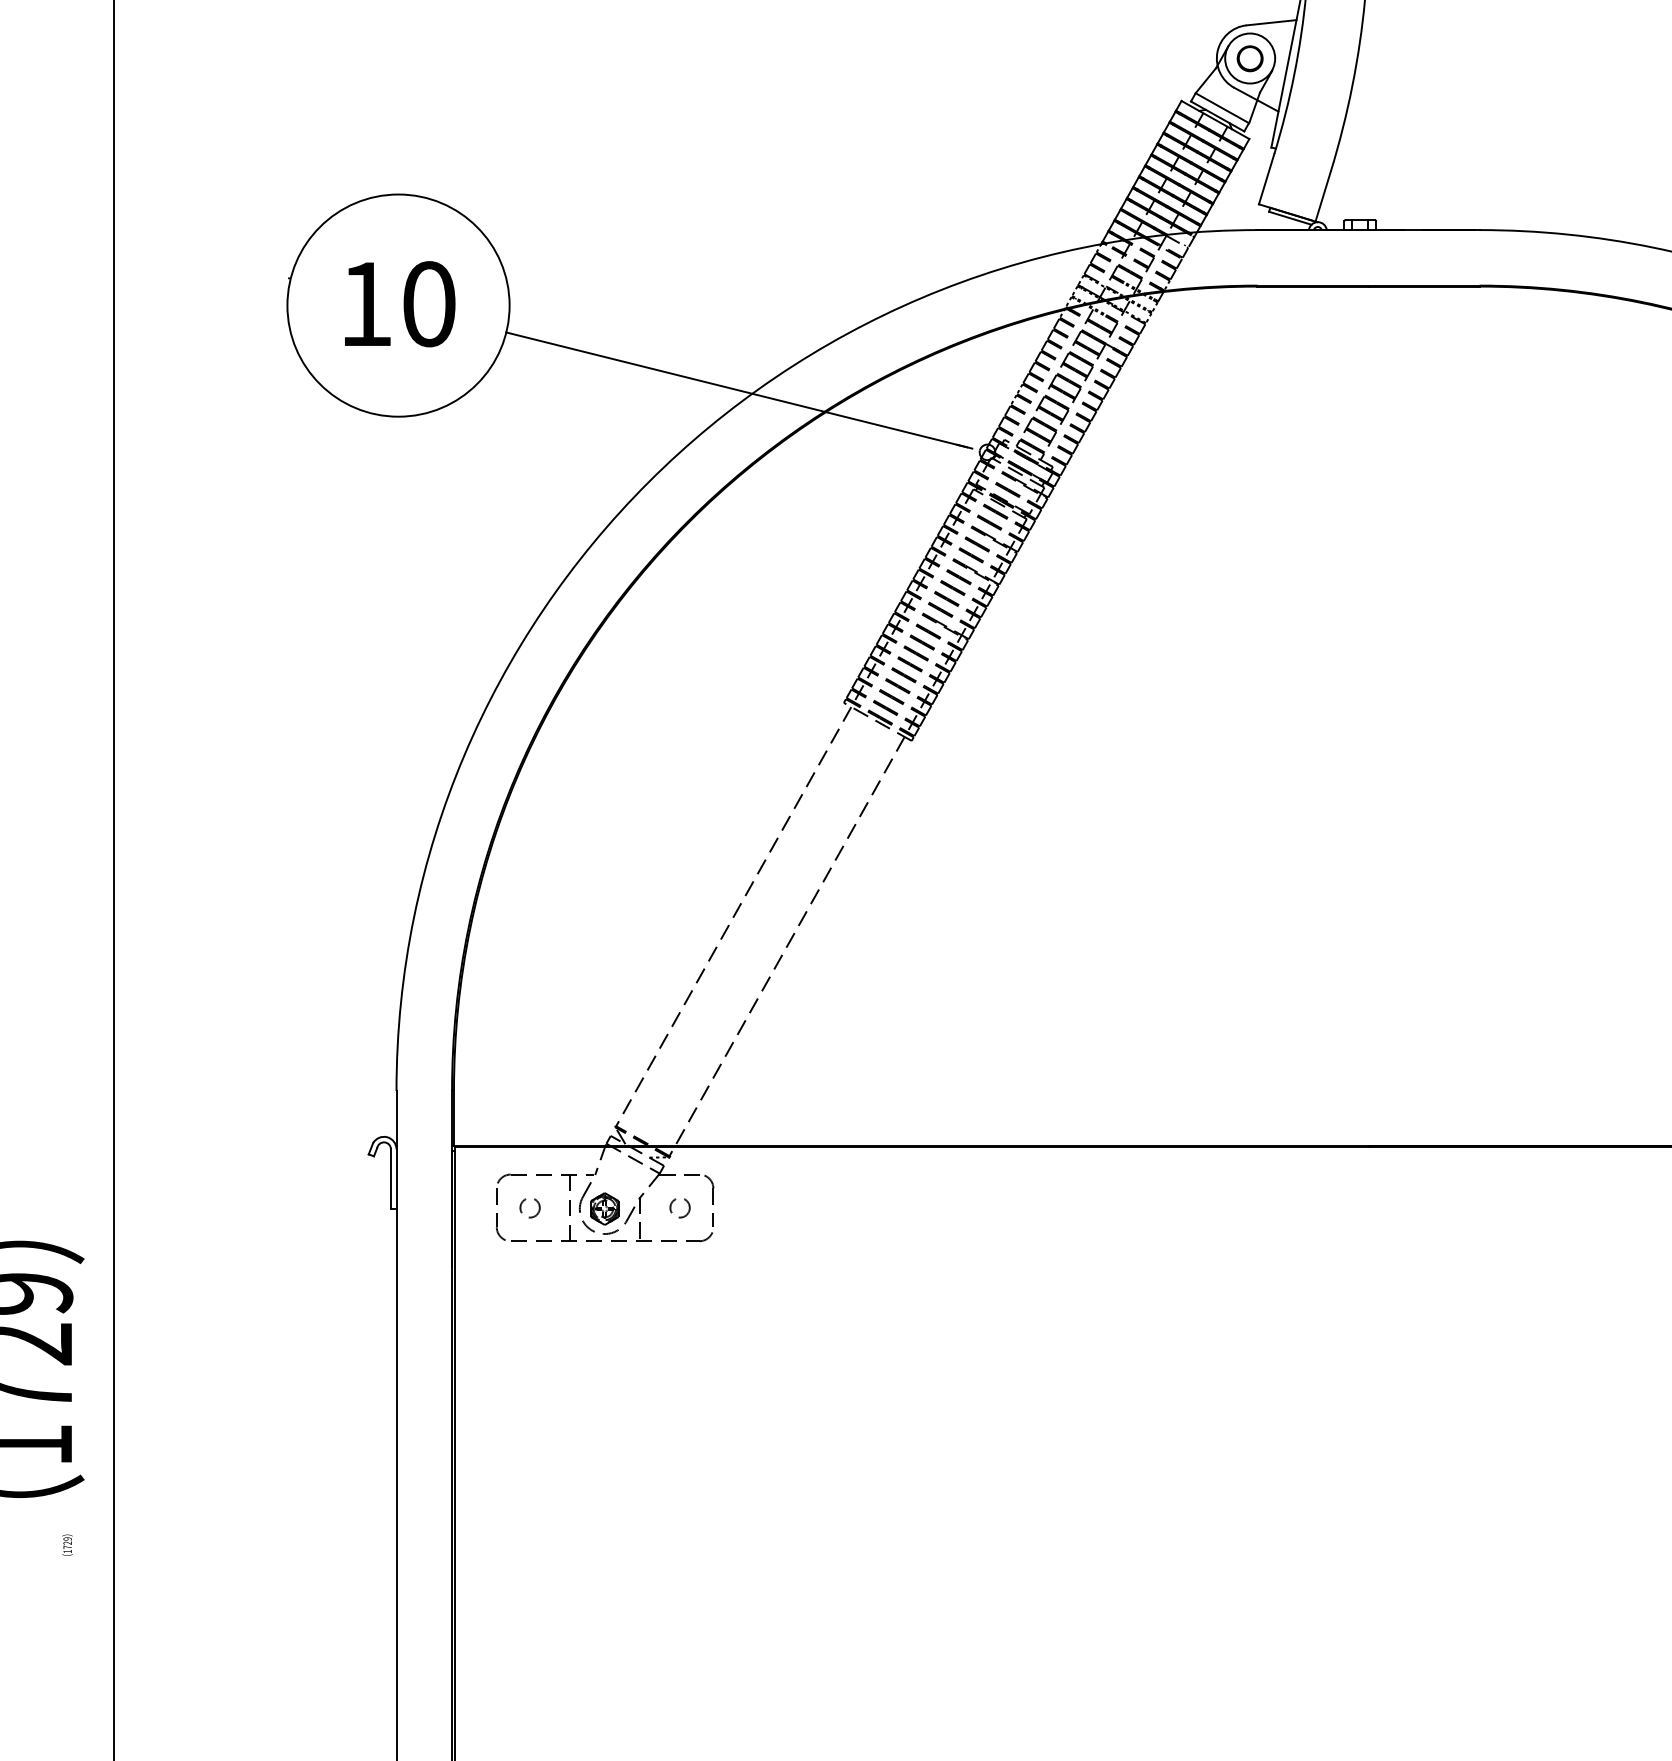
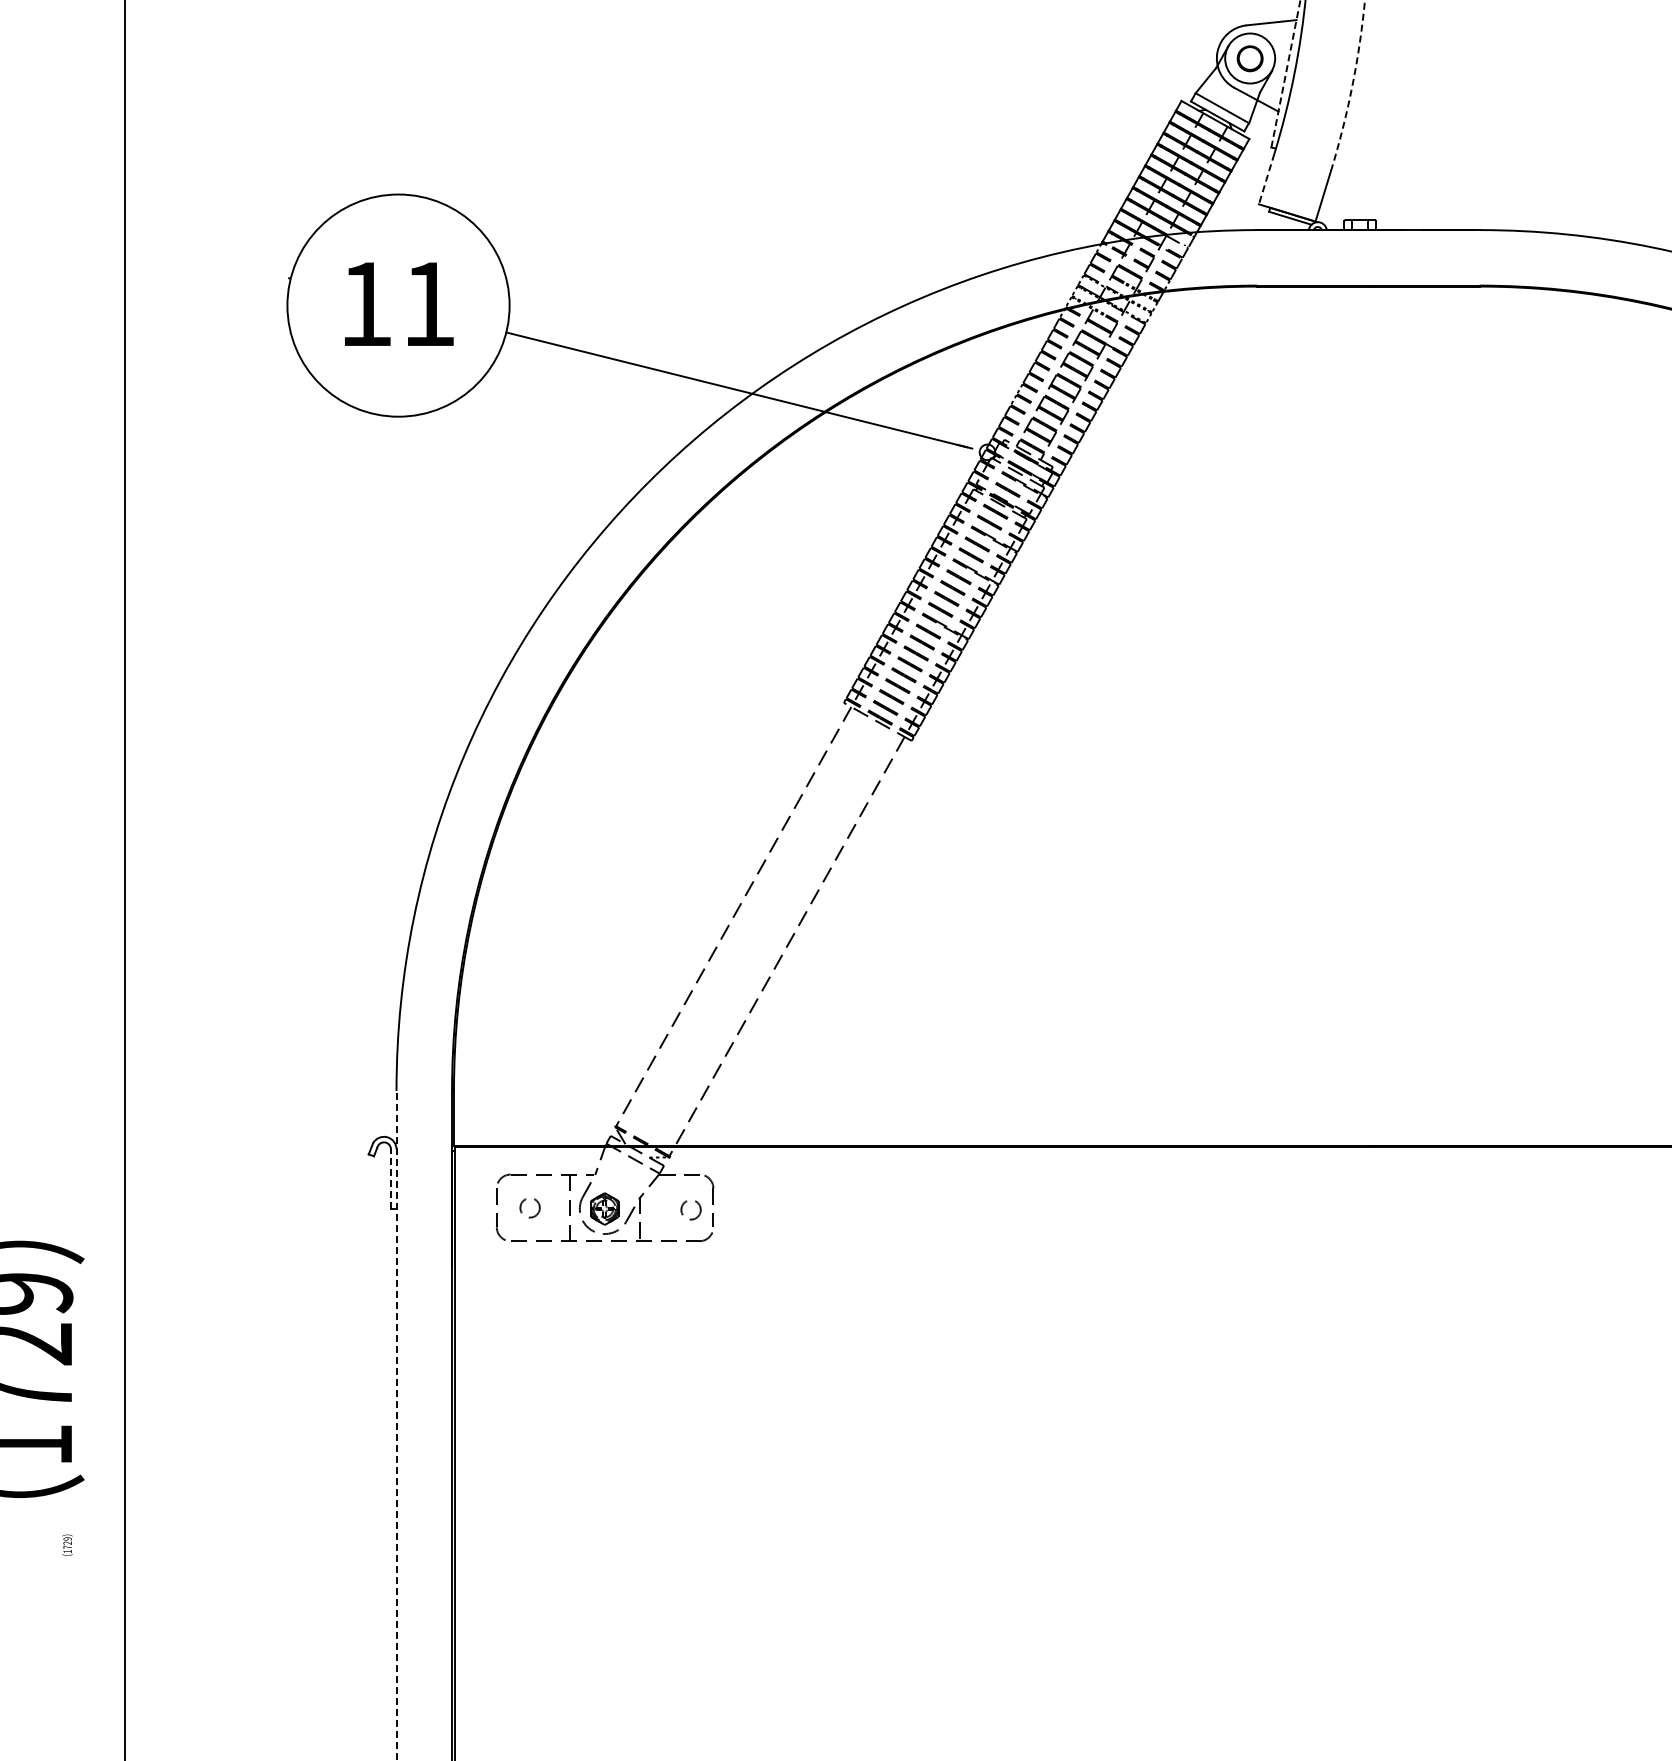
line: solid -> dashed (1285, 74)
arc: solid -> dashed (1352, 85)
line: solid -> dashed (1266, 179)
text: 10 -> 11 (429, 304)
line position: (113, 879) -> (124, 879) (124, 879)
line: solid -> dashed (390, 1179)
circle position: (679, 1208) -> (690, 1210) (690, 1210)
line: solid -> dashed (396, 1425)
